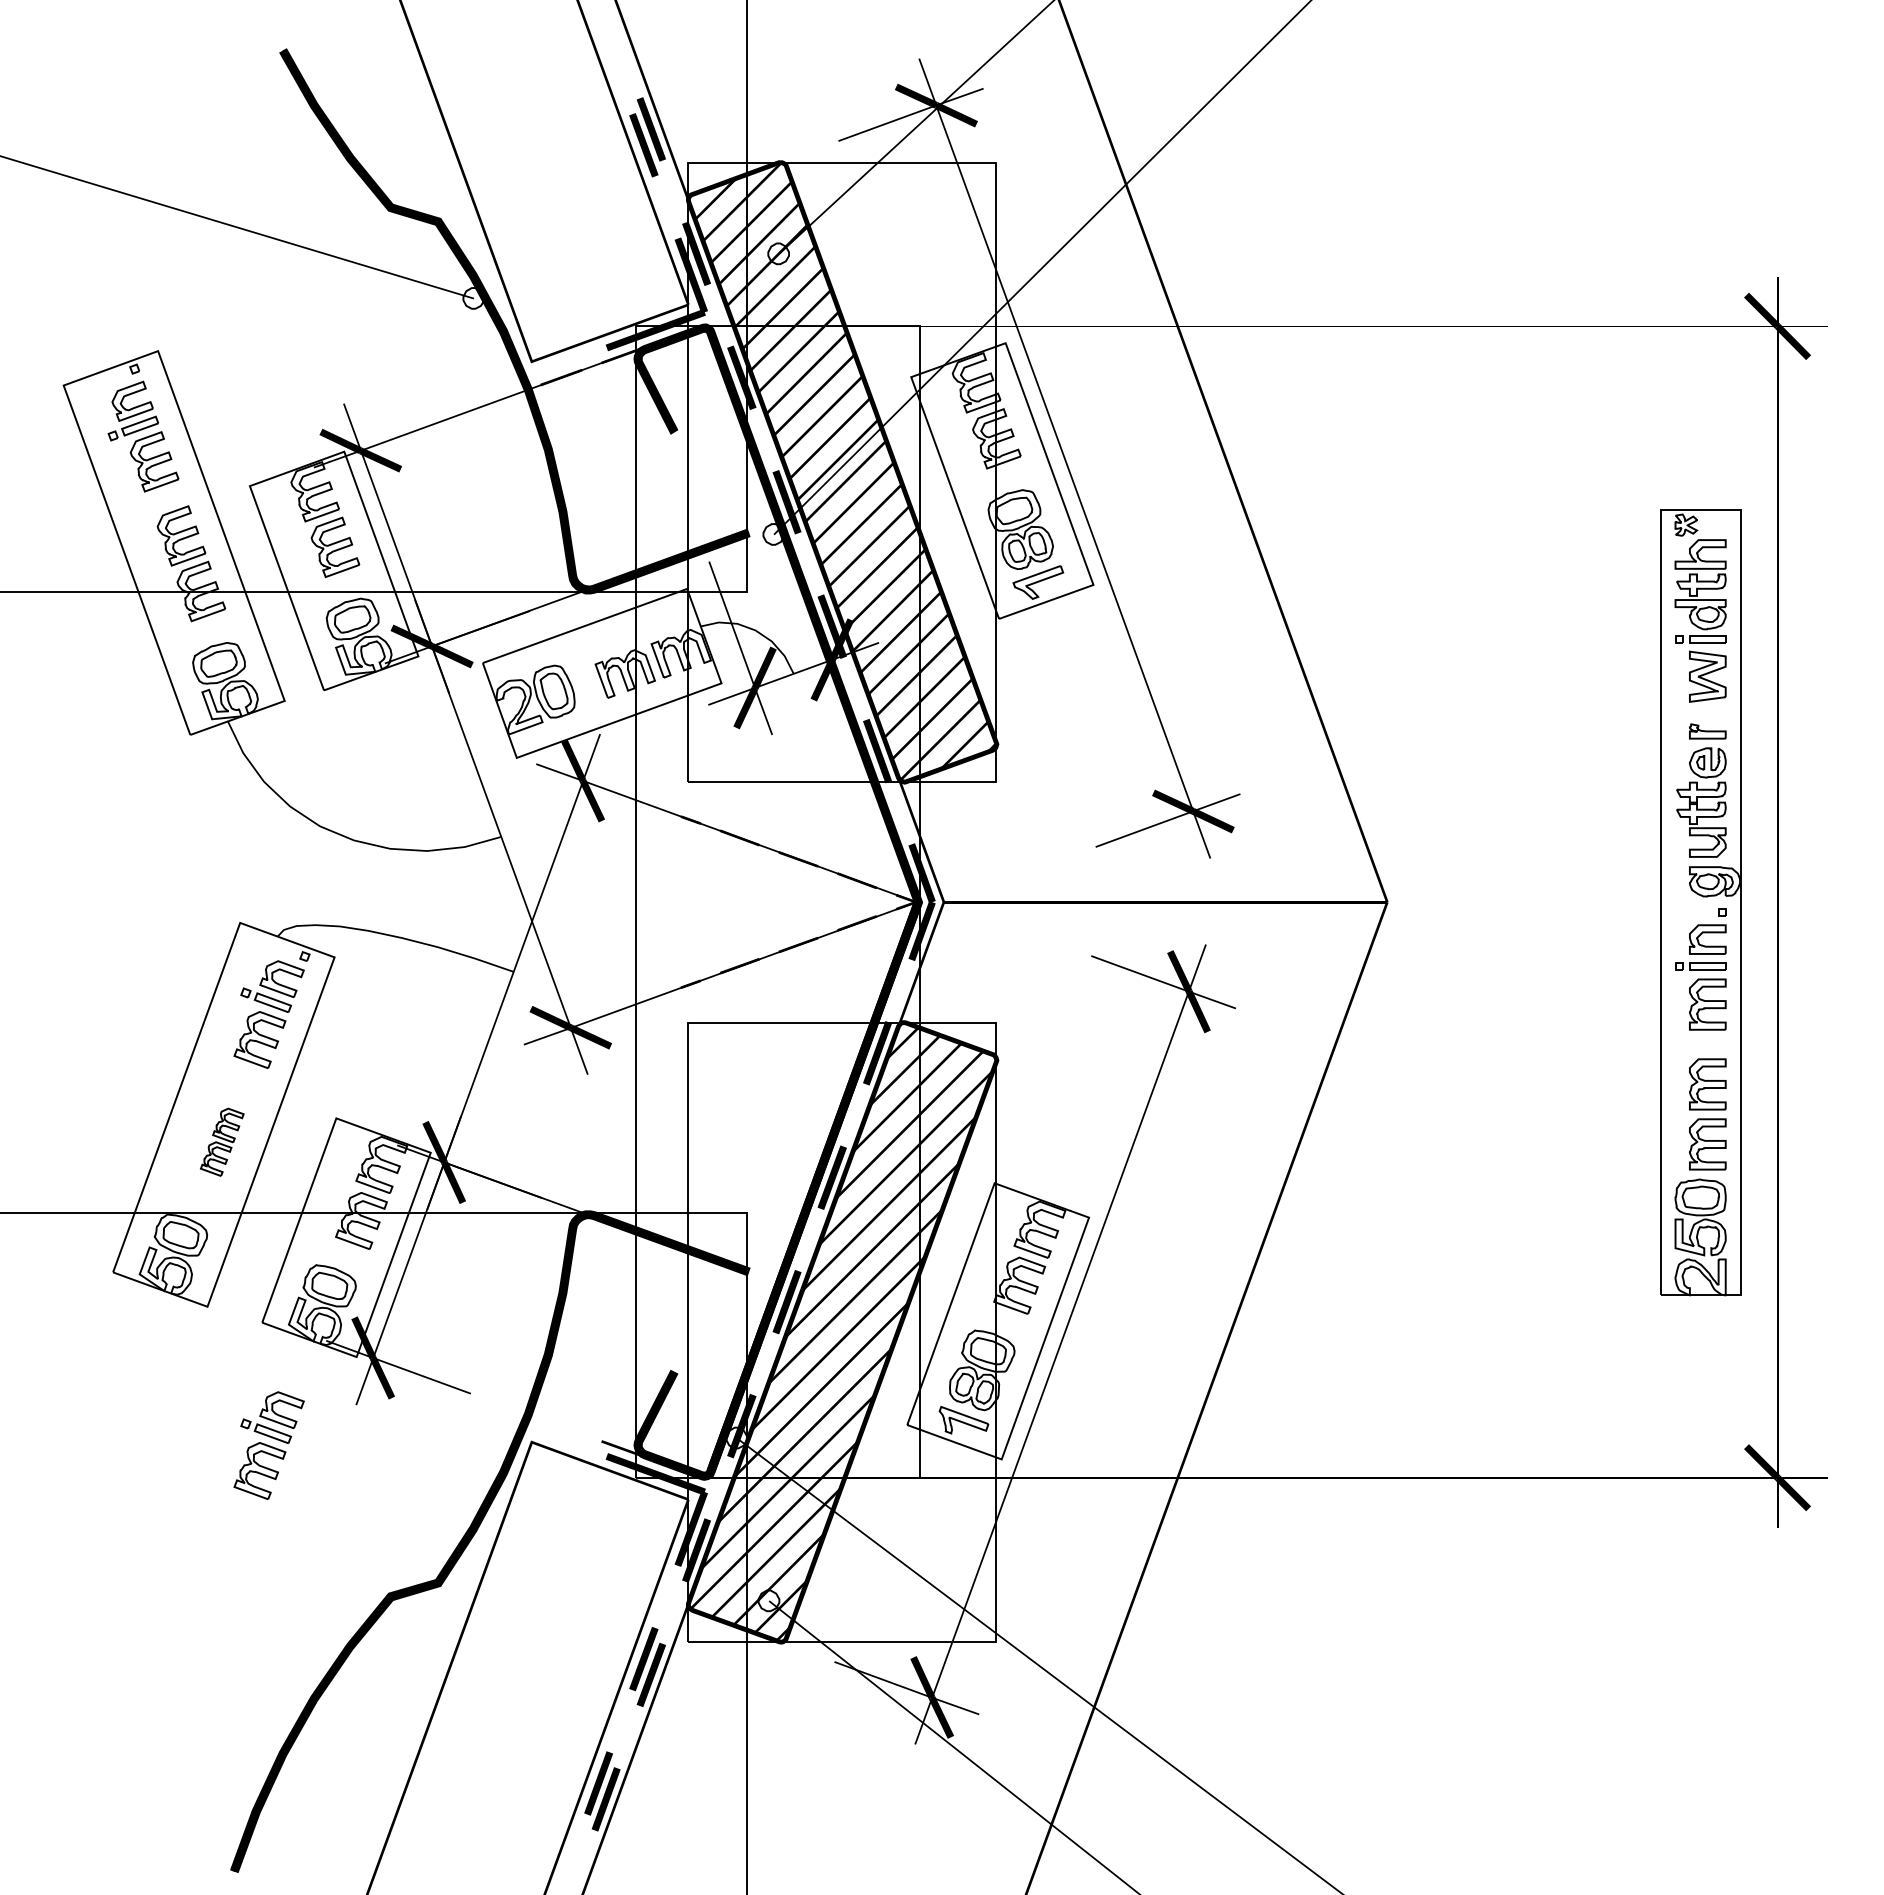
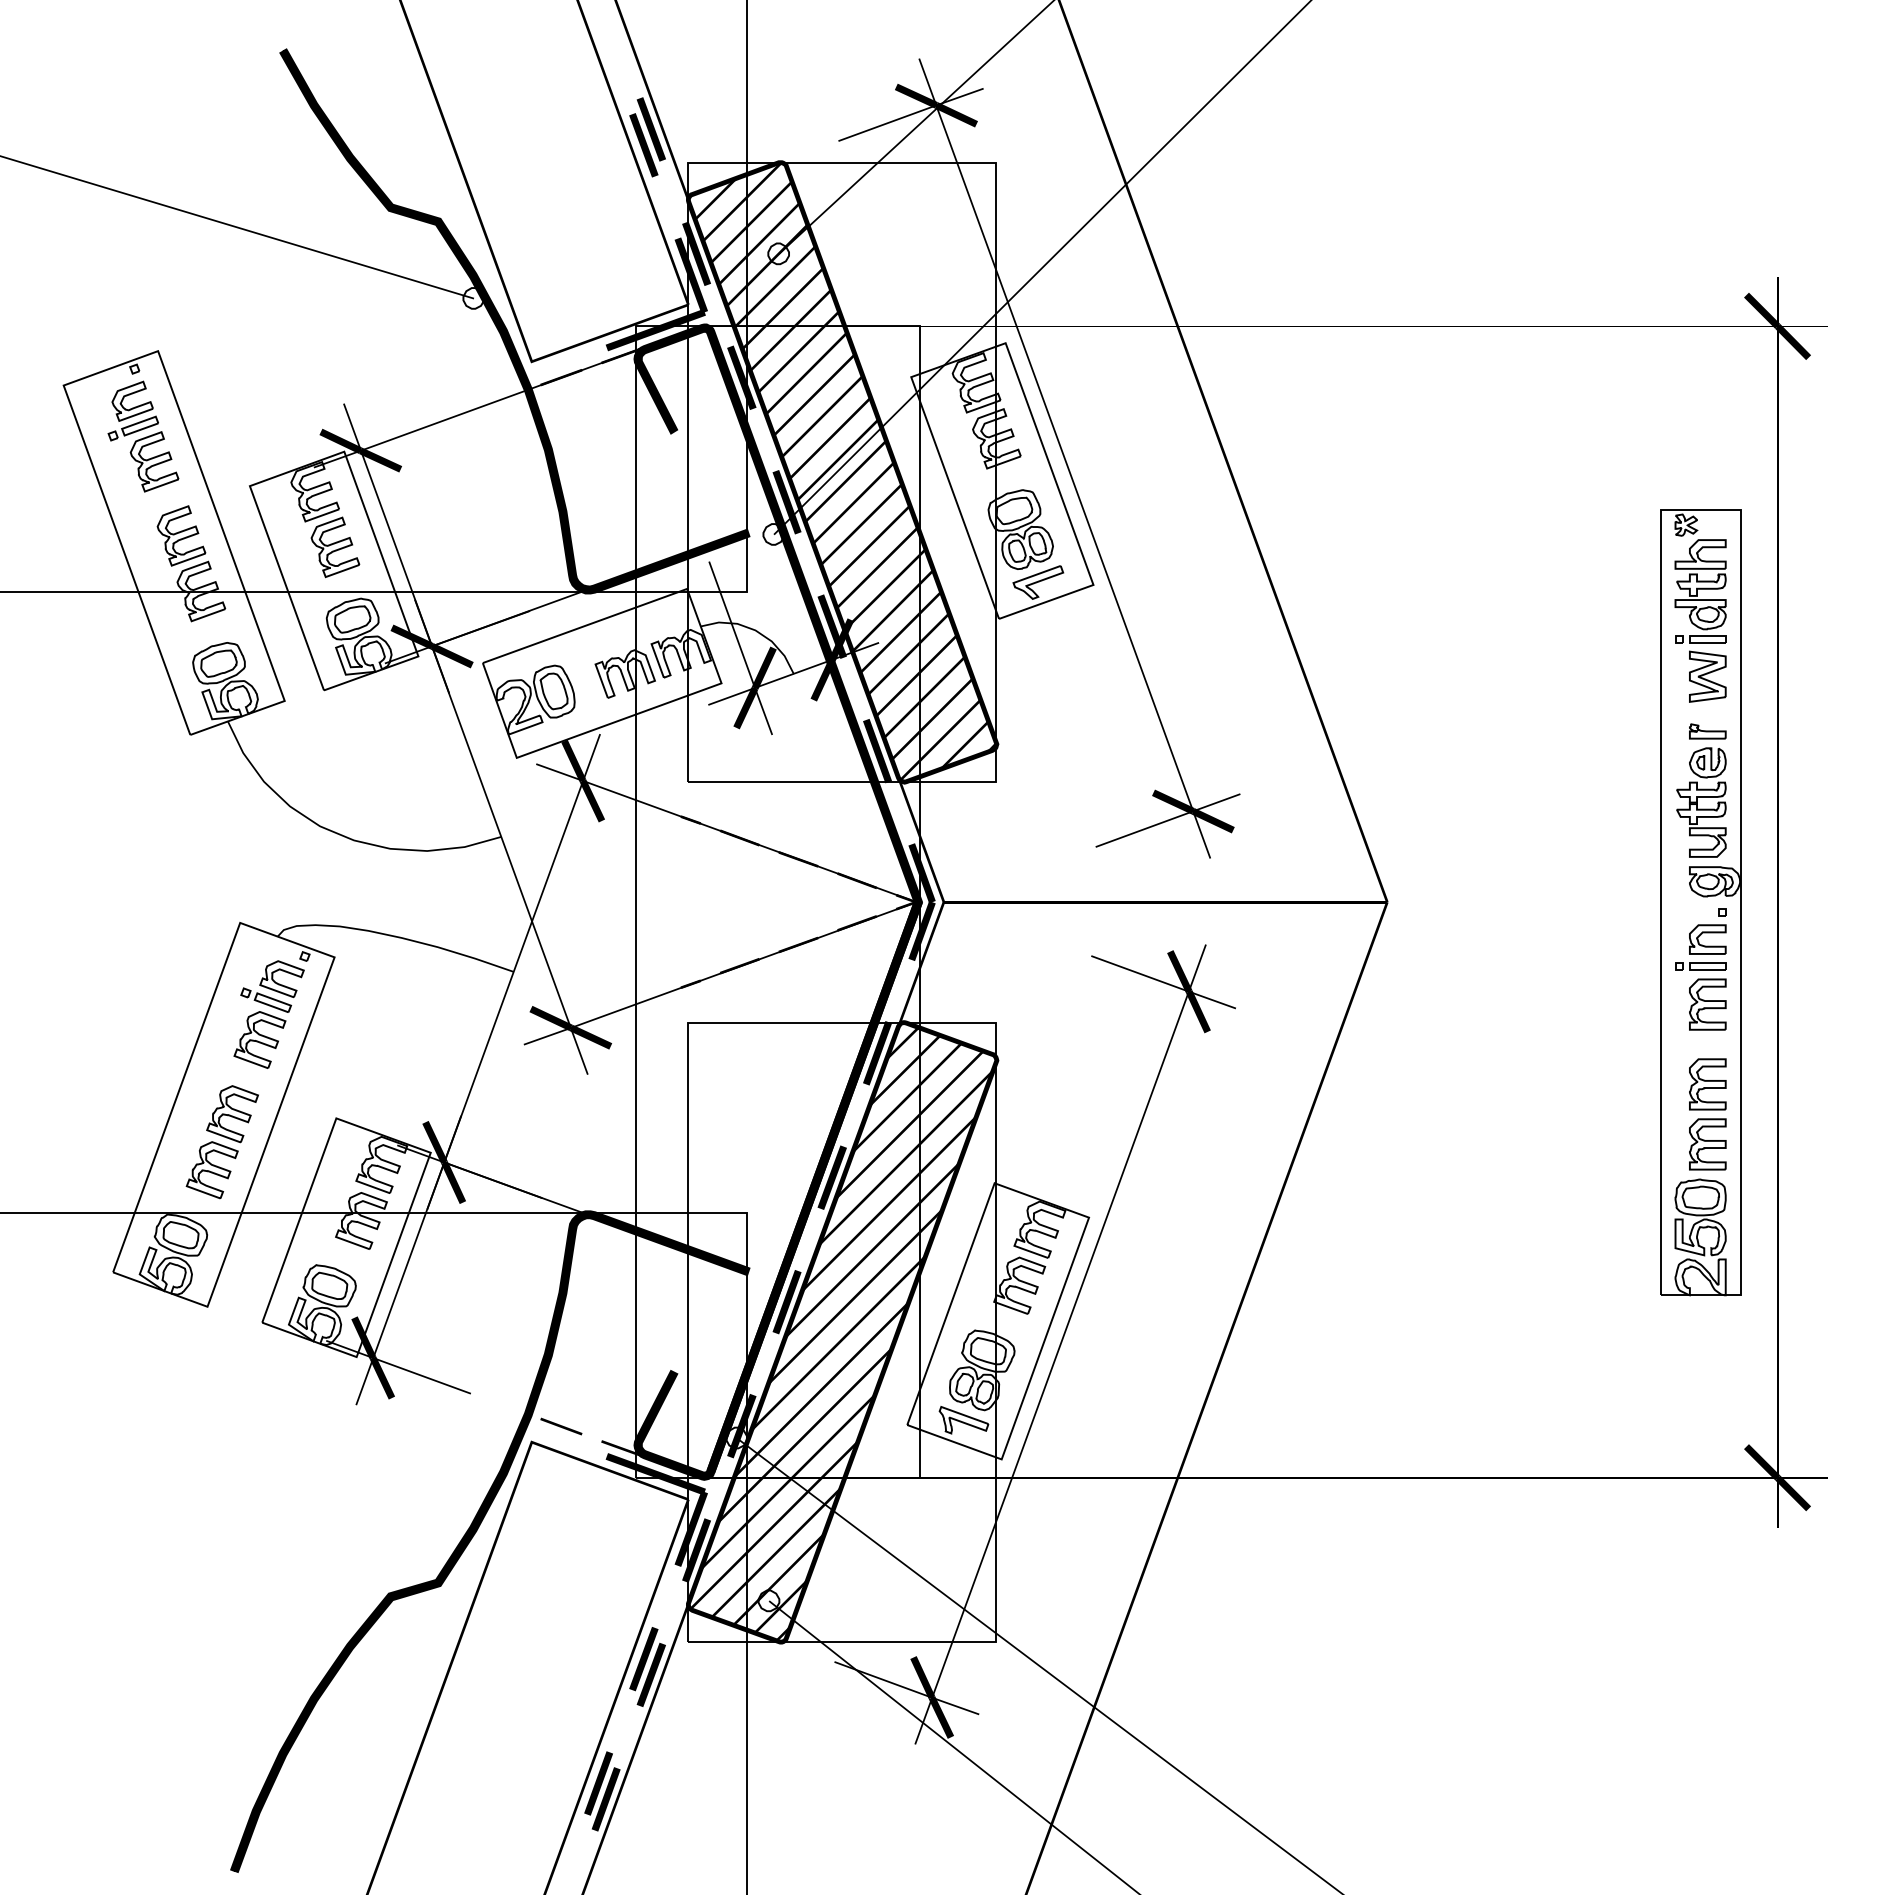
part size: 45x70 px -> 74x115 px (221, 1142)
line: none -> present (561, 1426)
part: present -> none (268, 1445)
